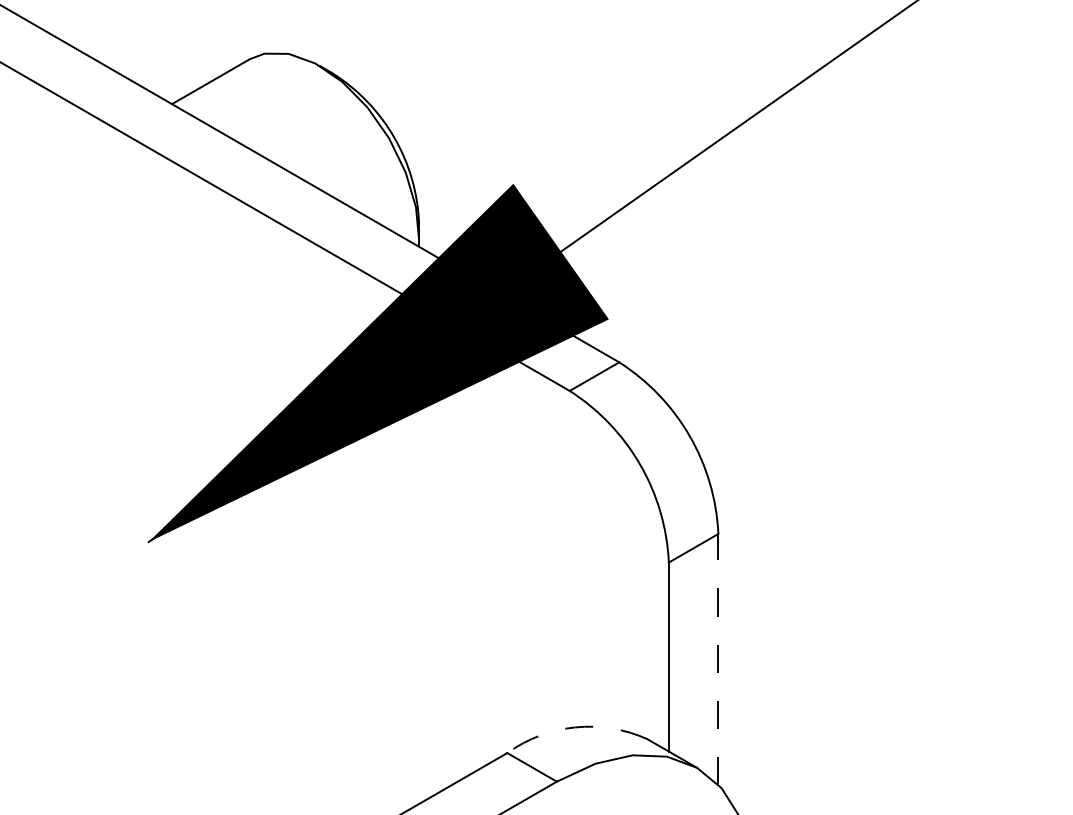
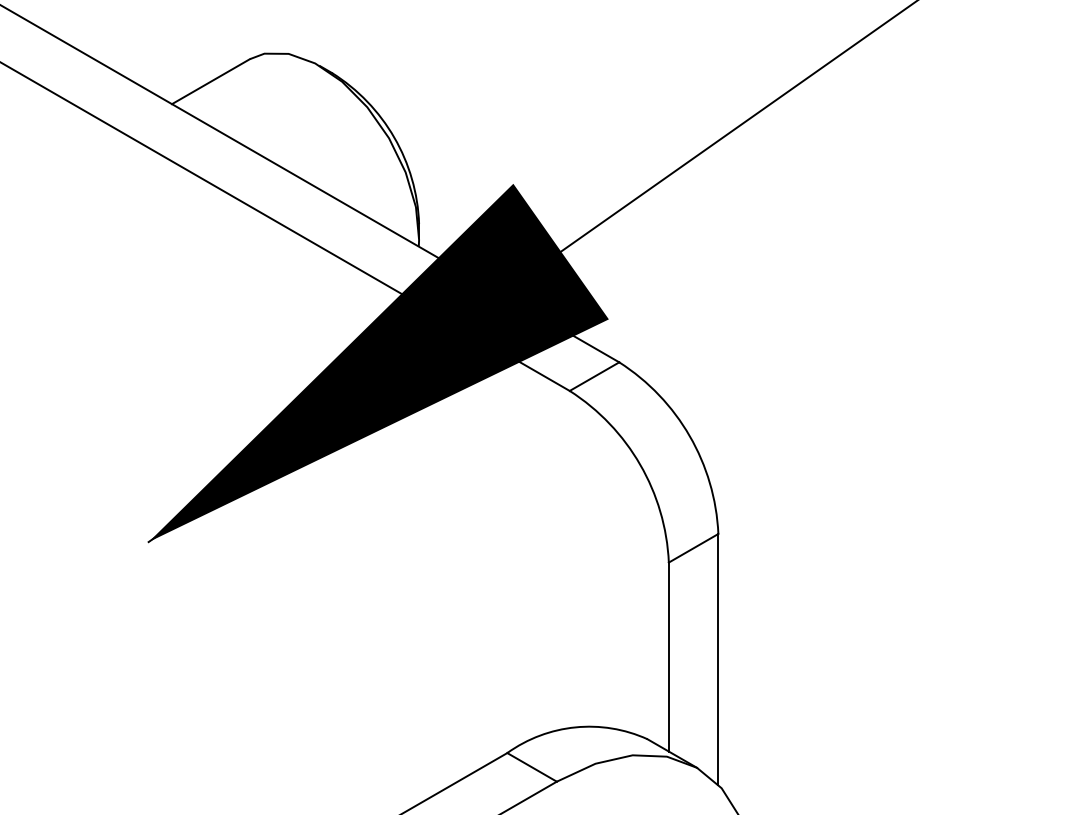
line: dashed -> solid (718, 658)
arc: dashed -> solid (575, 727)
